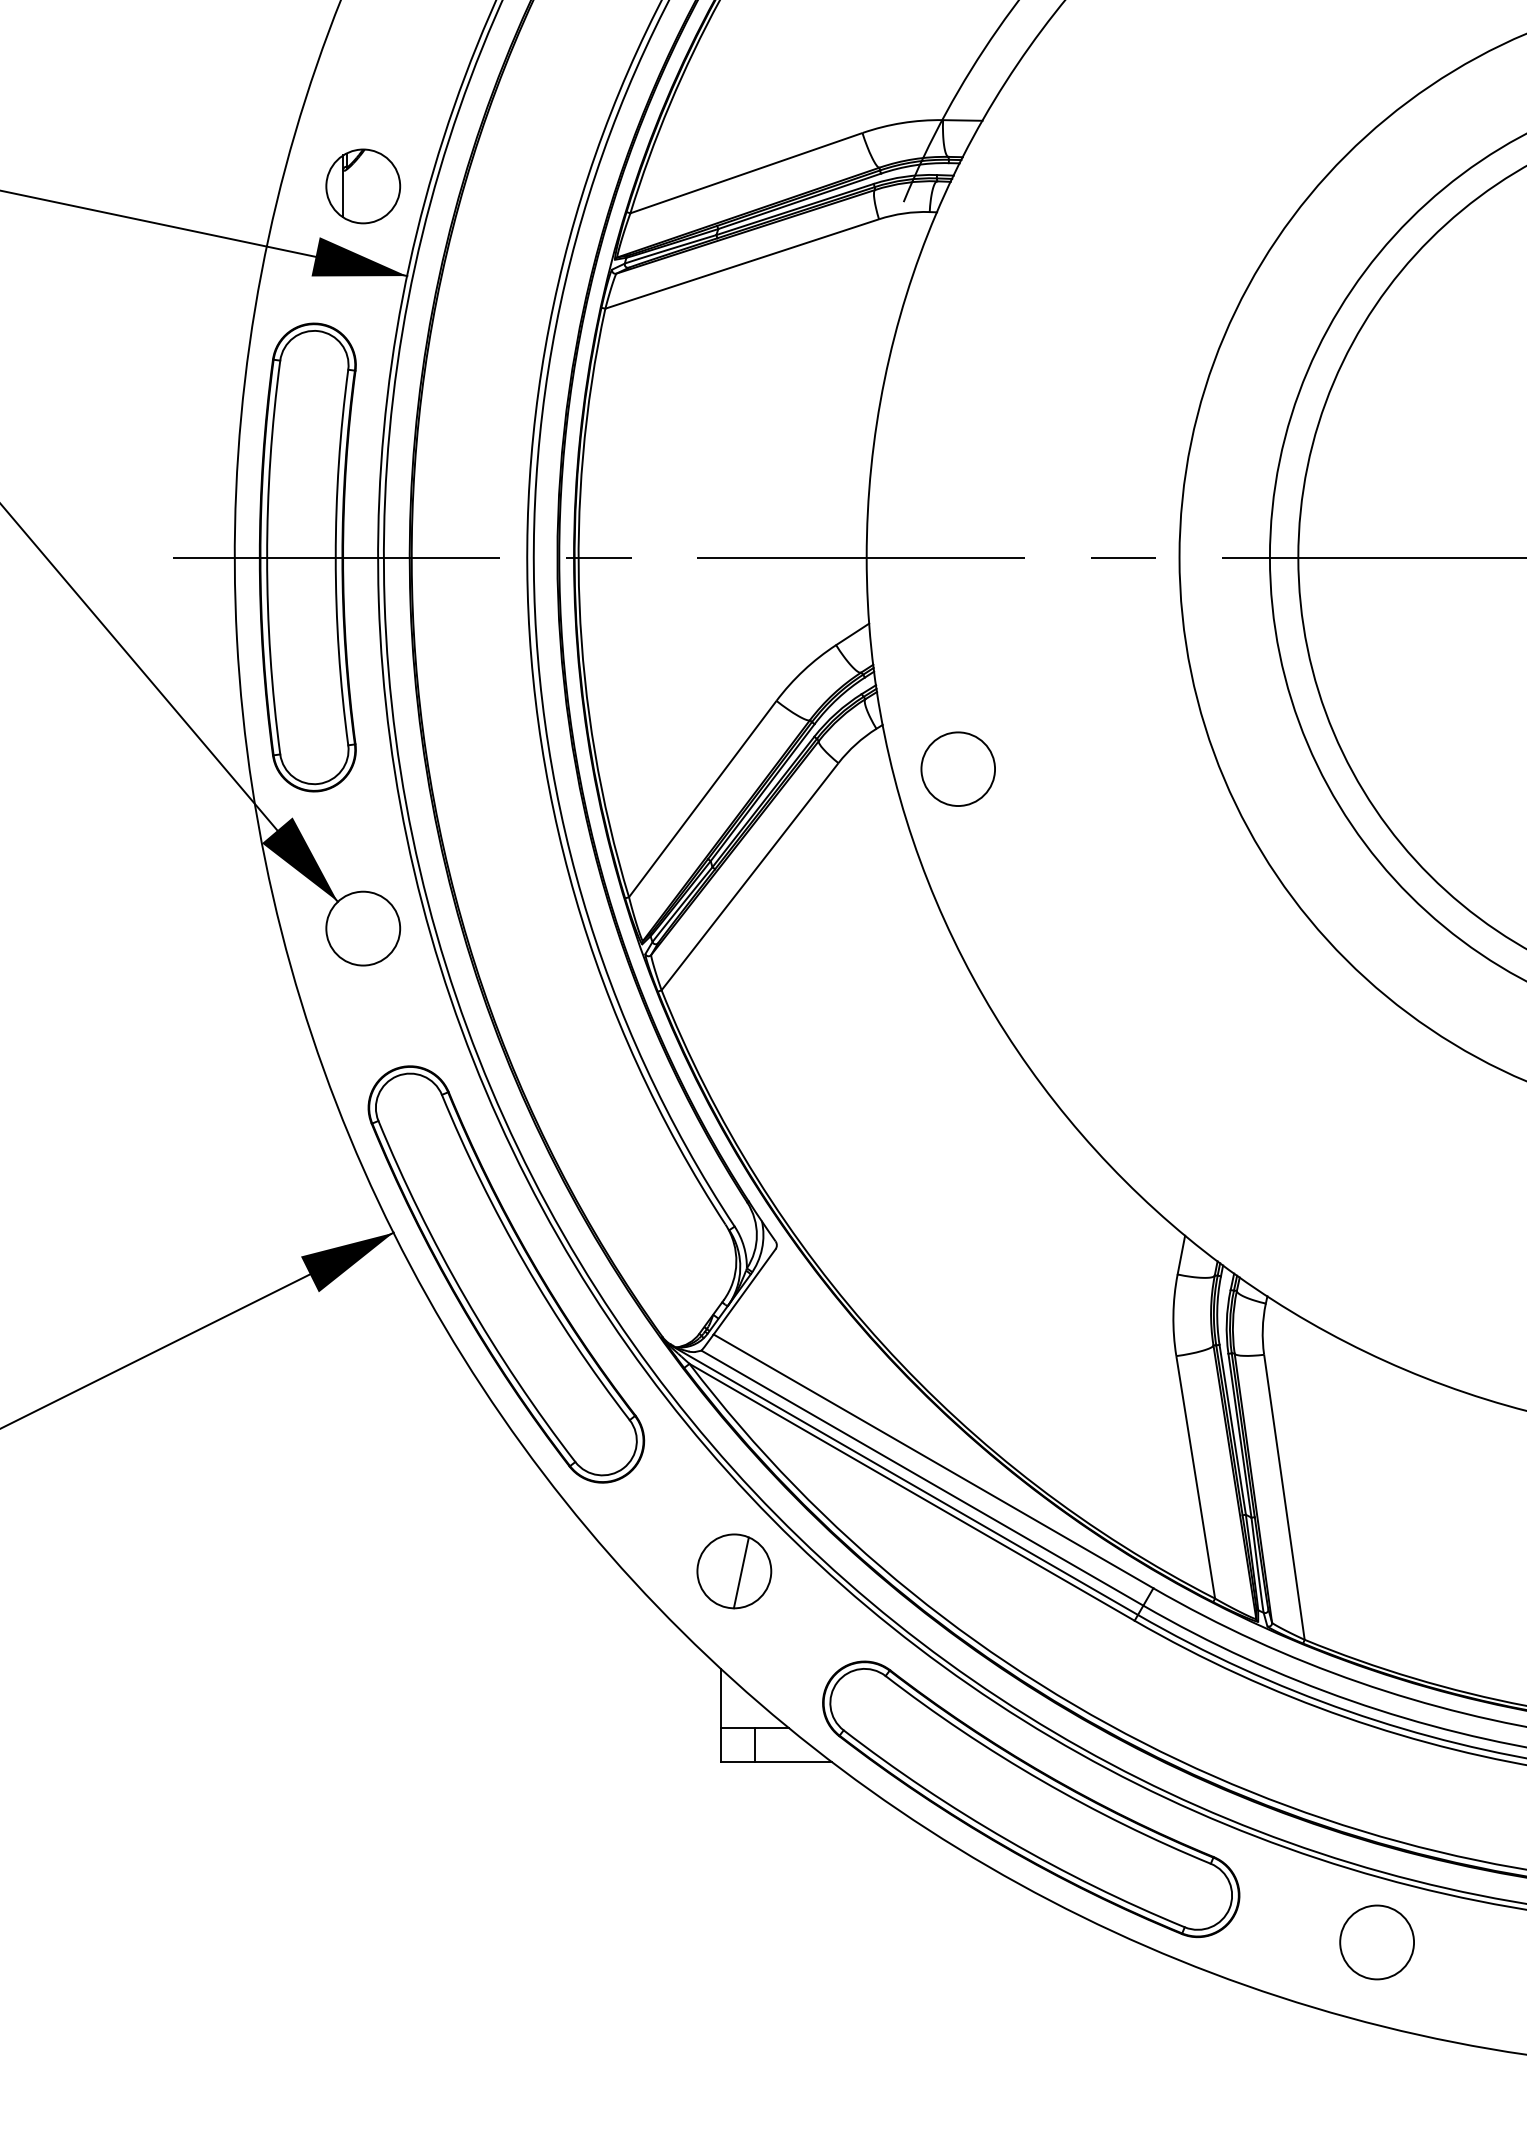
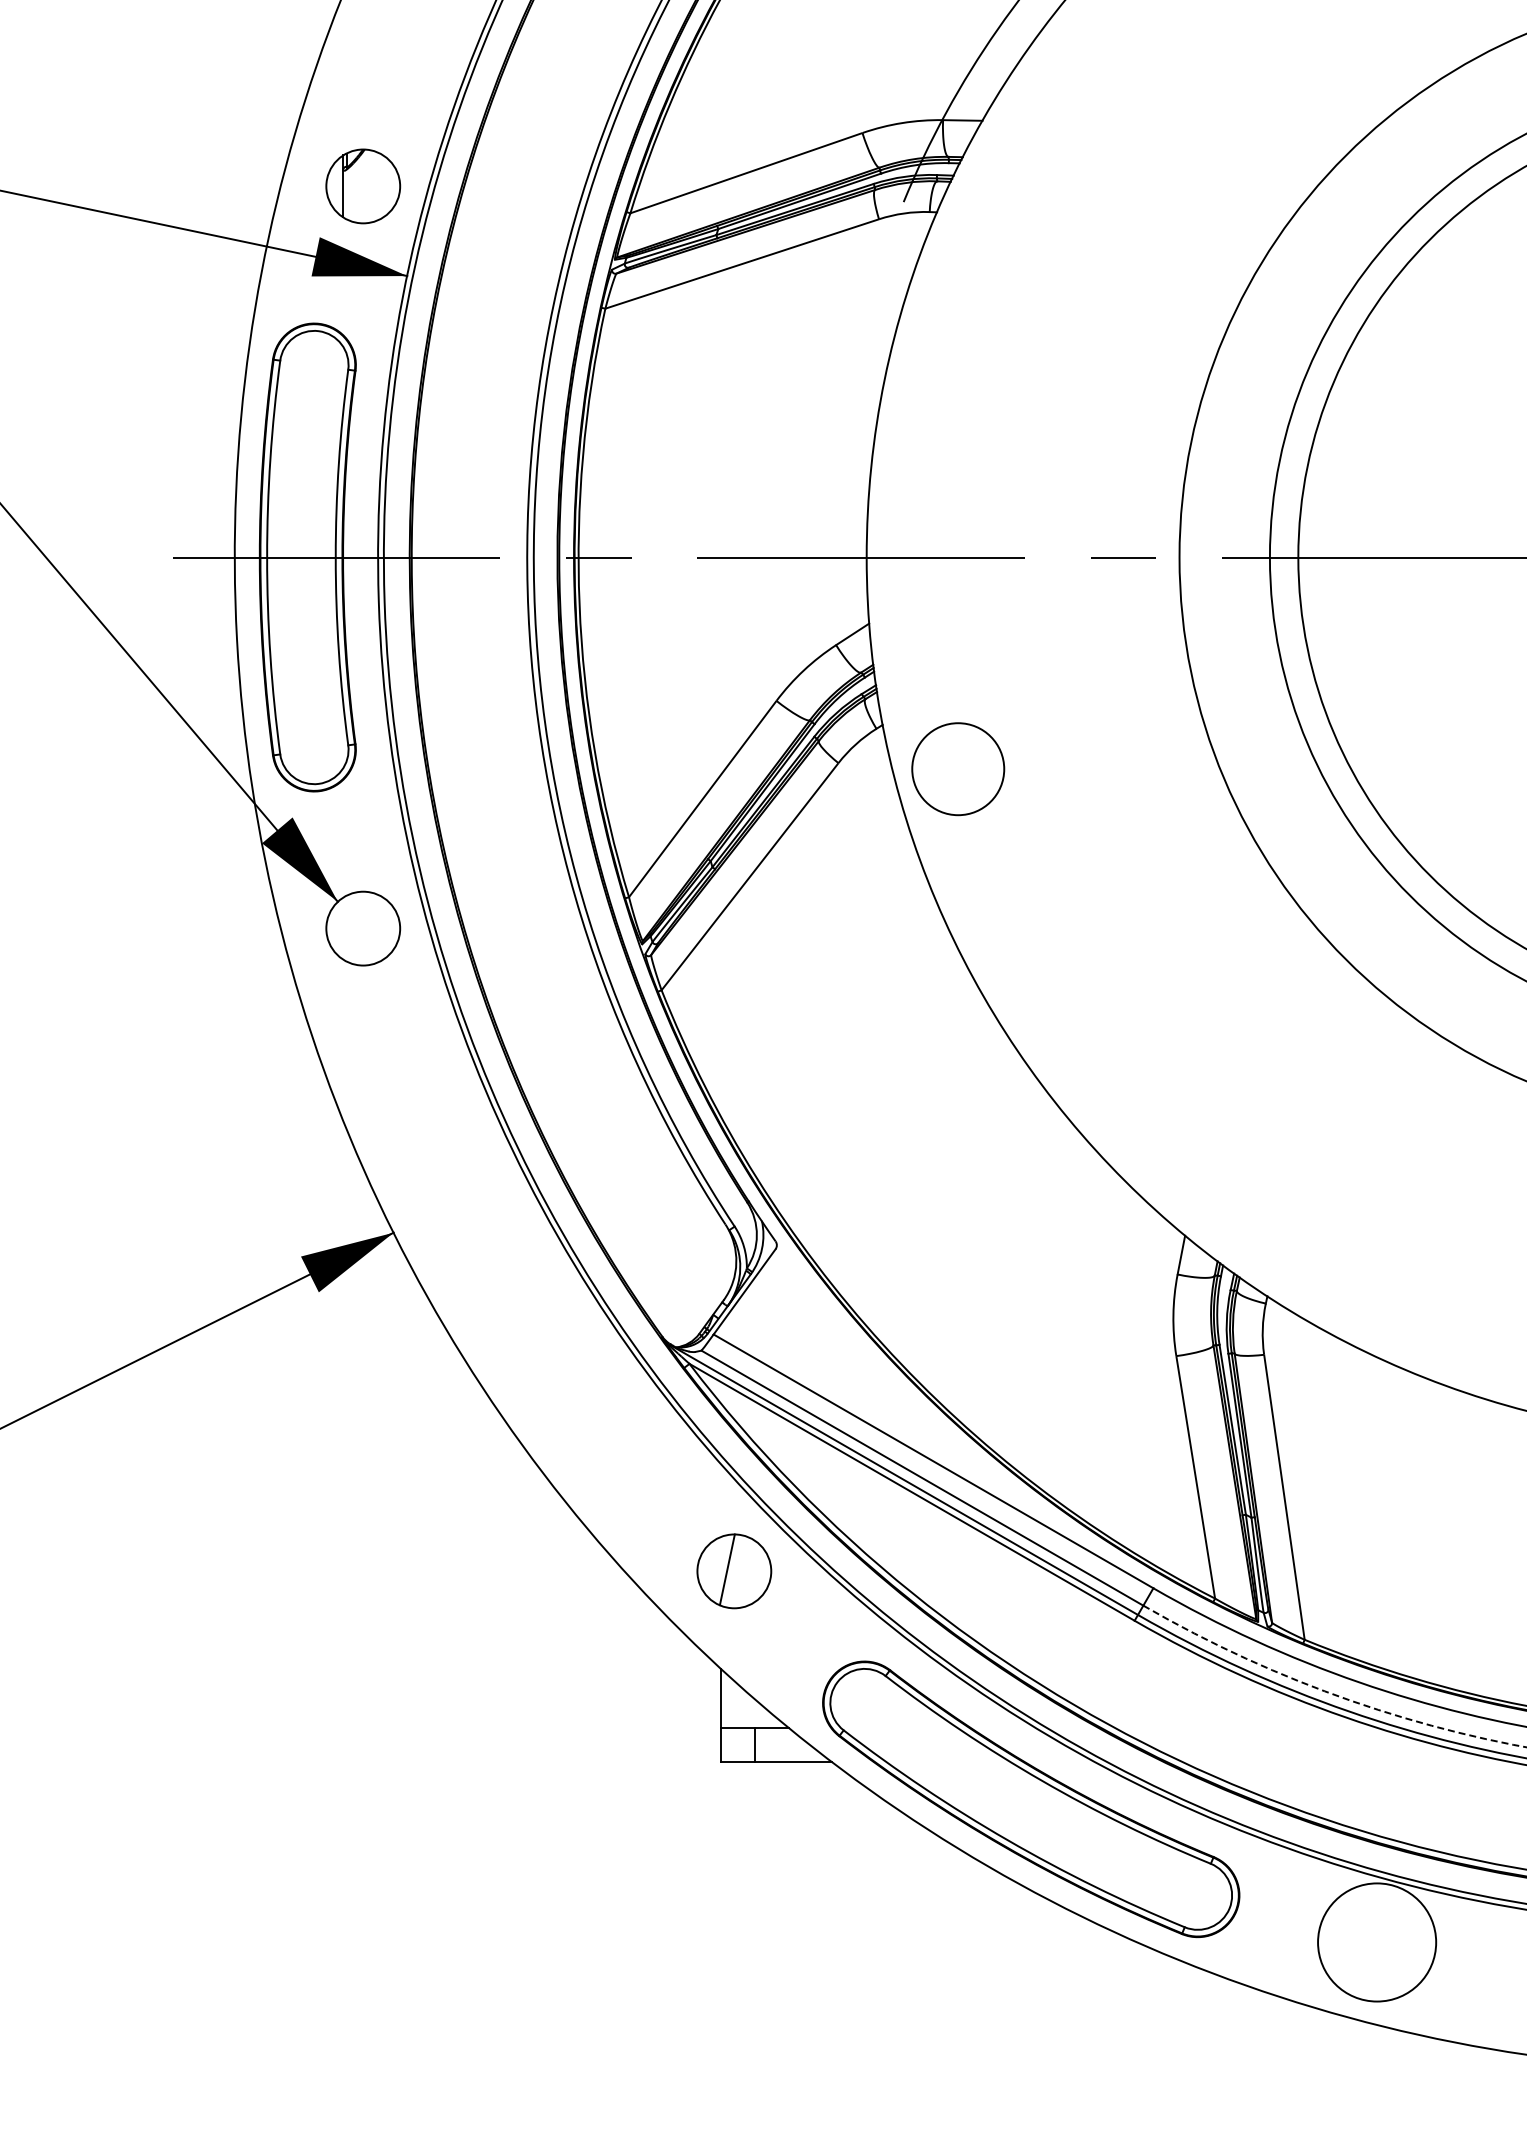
circle diameter: 74 px -> 92 px (958, 769)
part: present -> none (506, 1274)
line position: (740, 1572) -> (726, 1569) (726, 1569)
arc: solid -> dashed (1329, 1692)
circle diameter: 74 px -> 118 px (1377, 1942)
